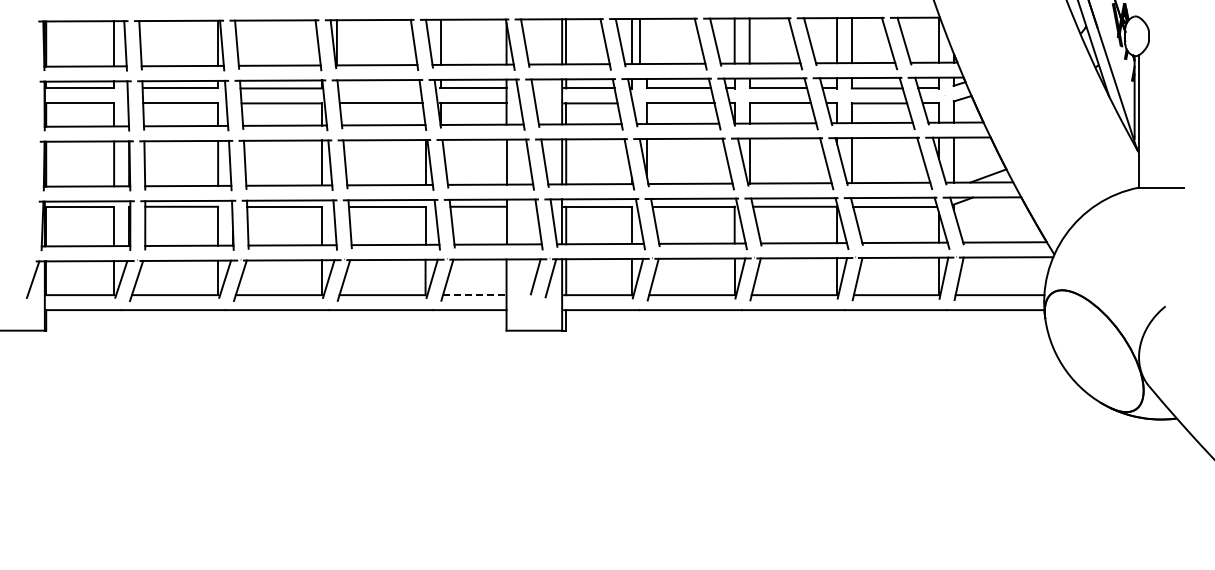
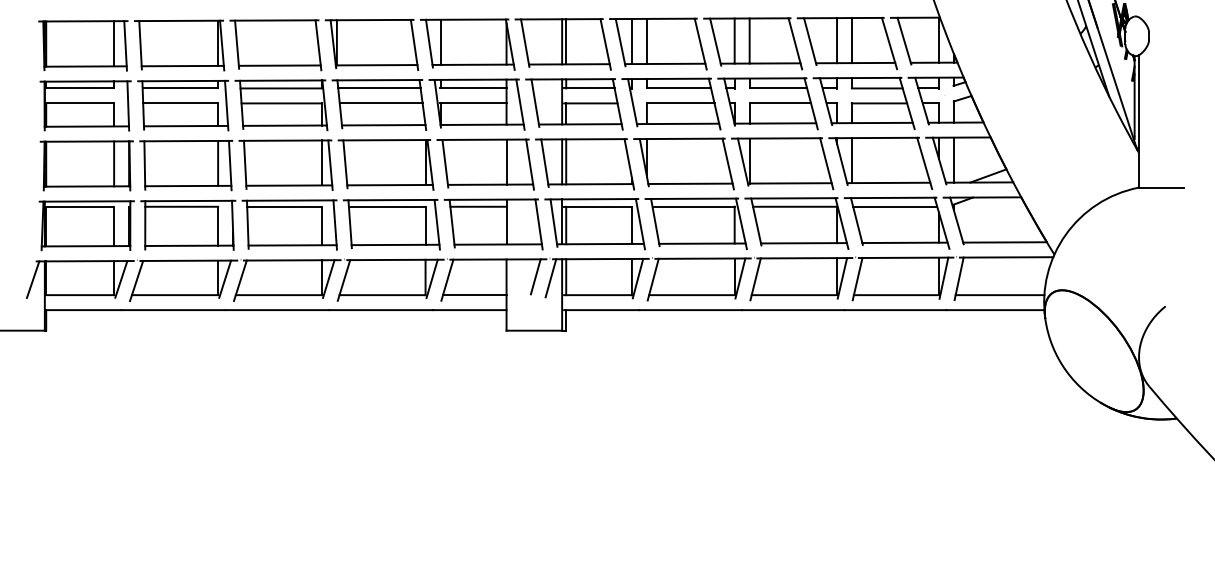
line position: (639, 41) -> (646, 41) (646, 41)
line: none -> present (379, 88)
line: dashed -> solid (474, 295)
